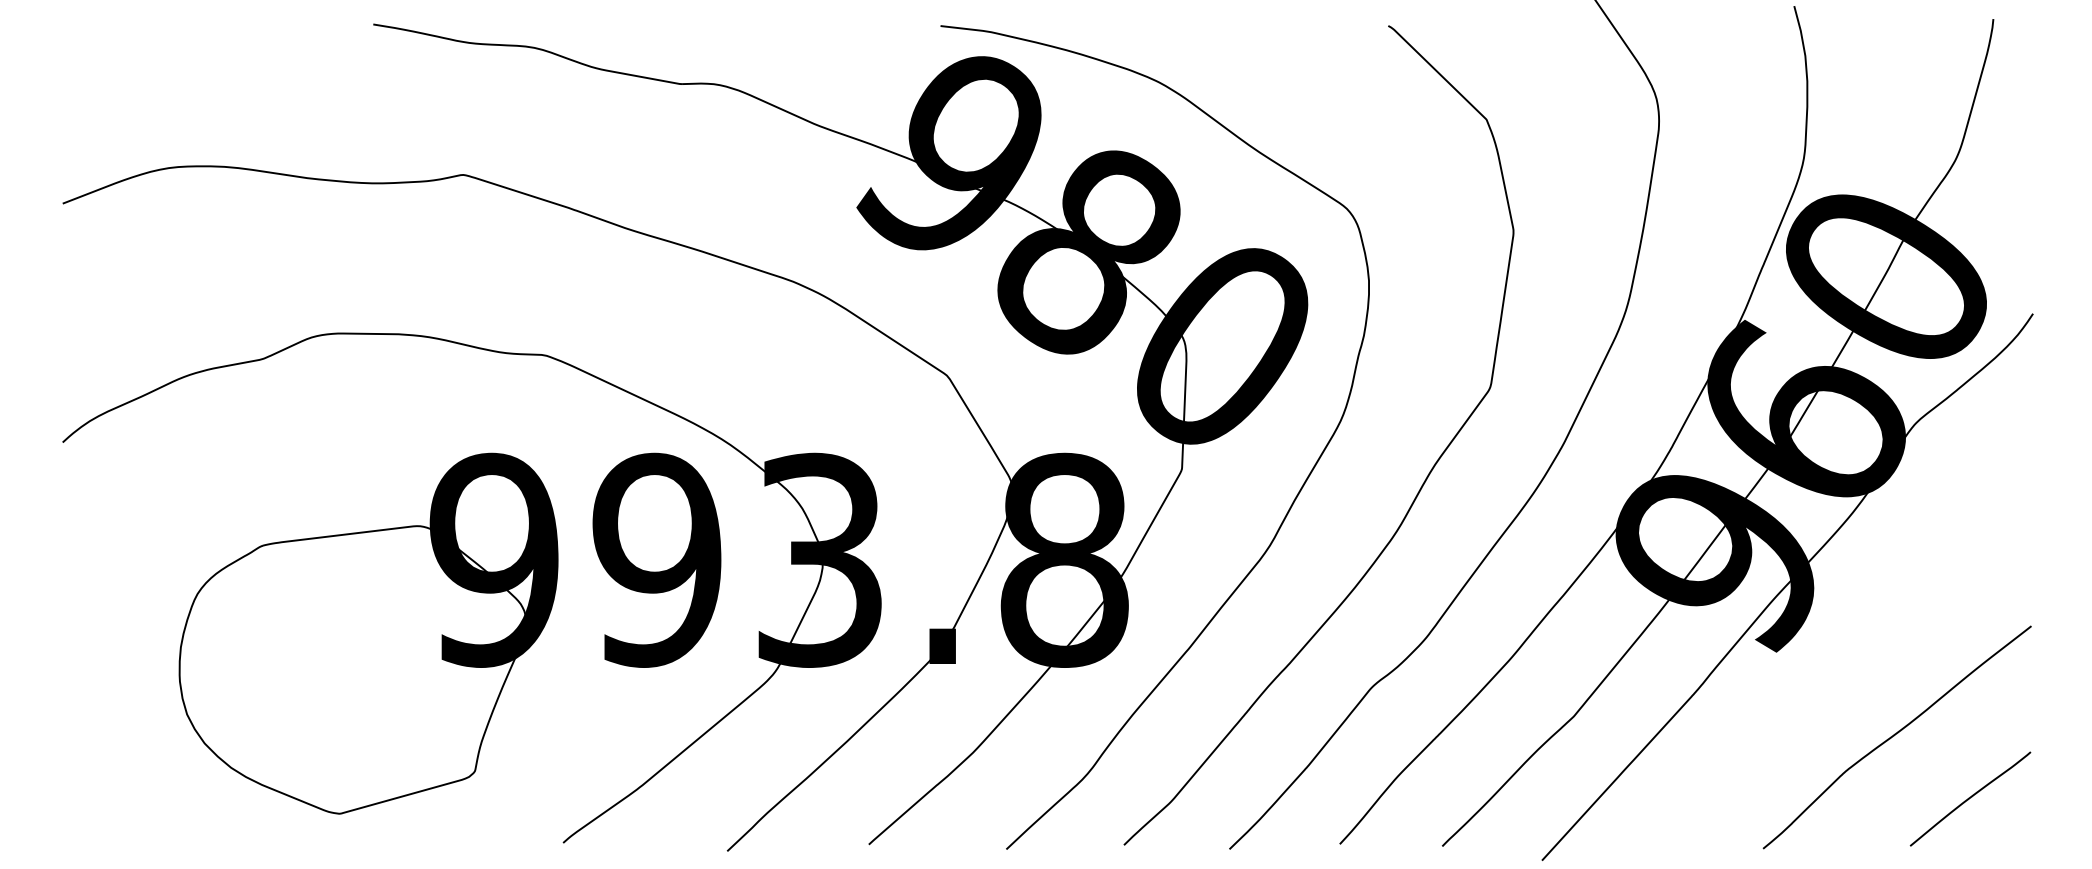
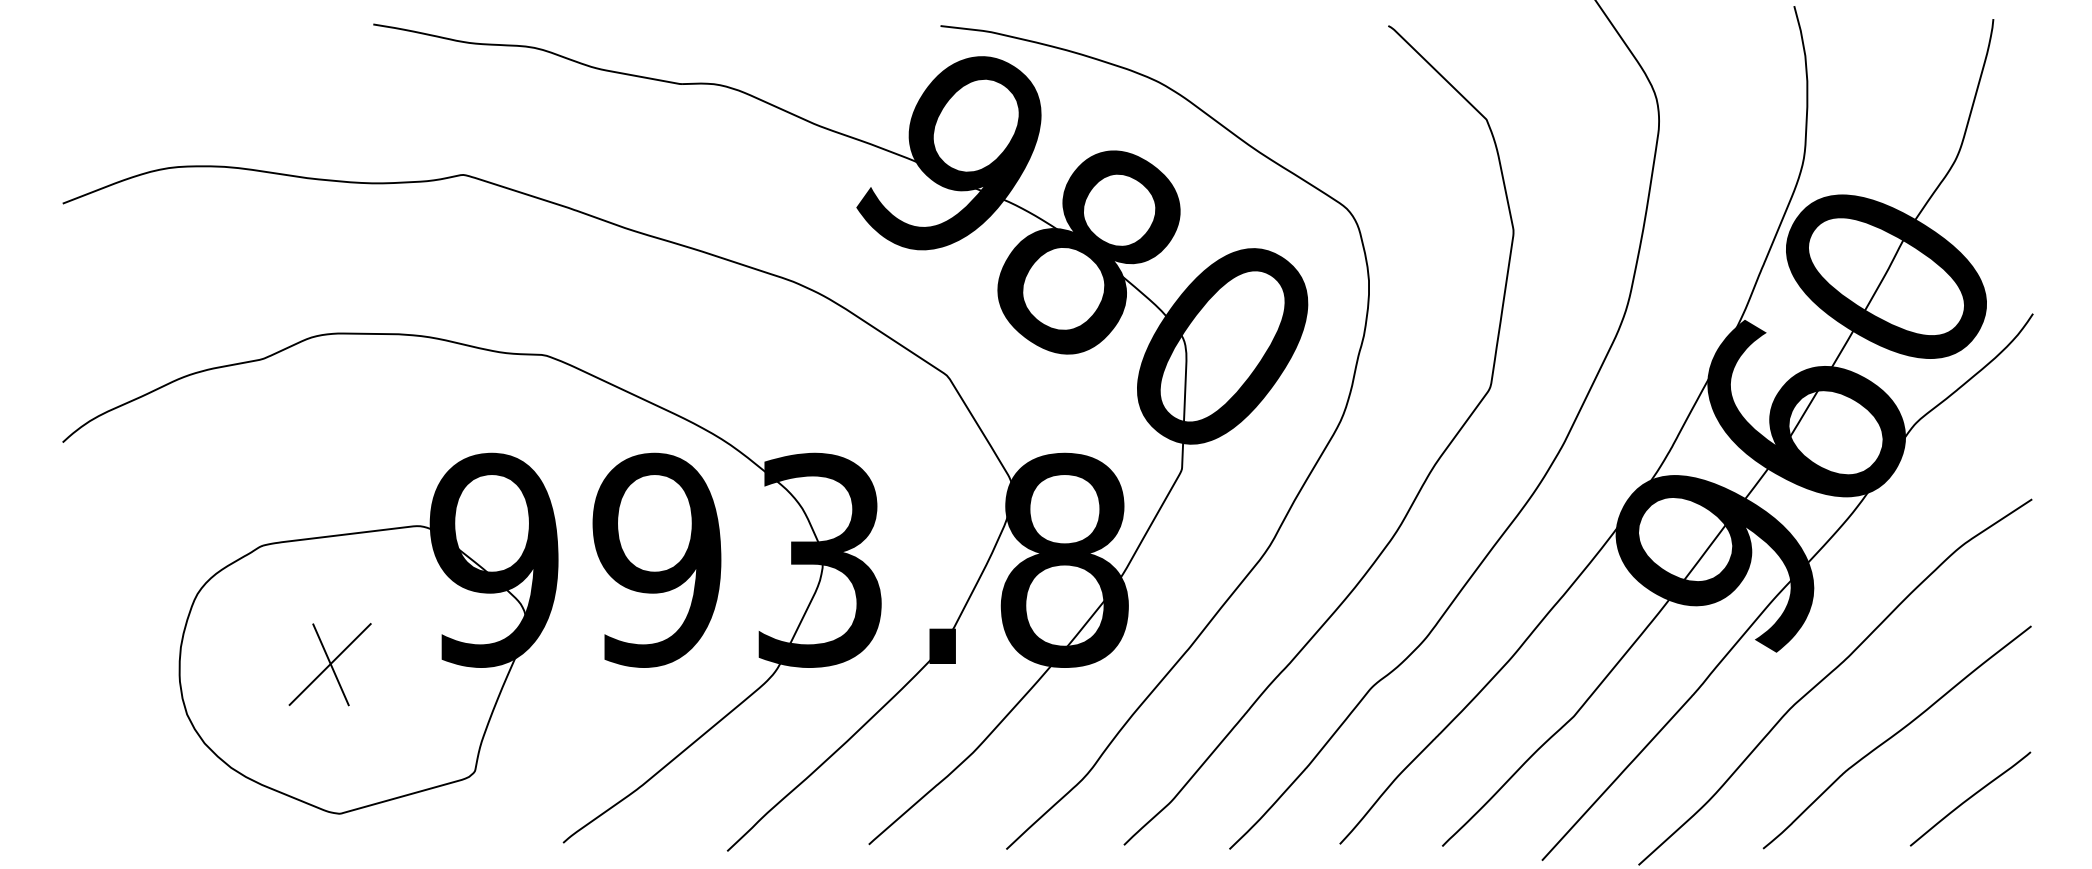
part: none -> present (329, 664)
curve: none -> present (1829, 675)
